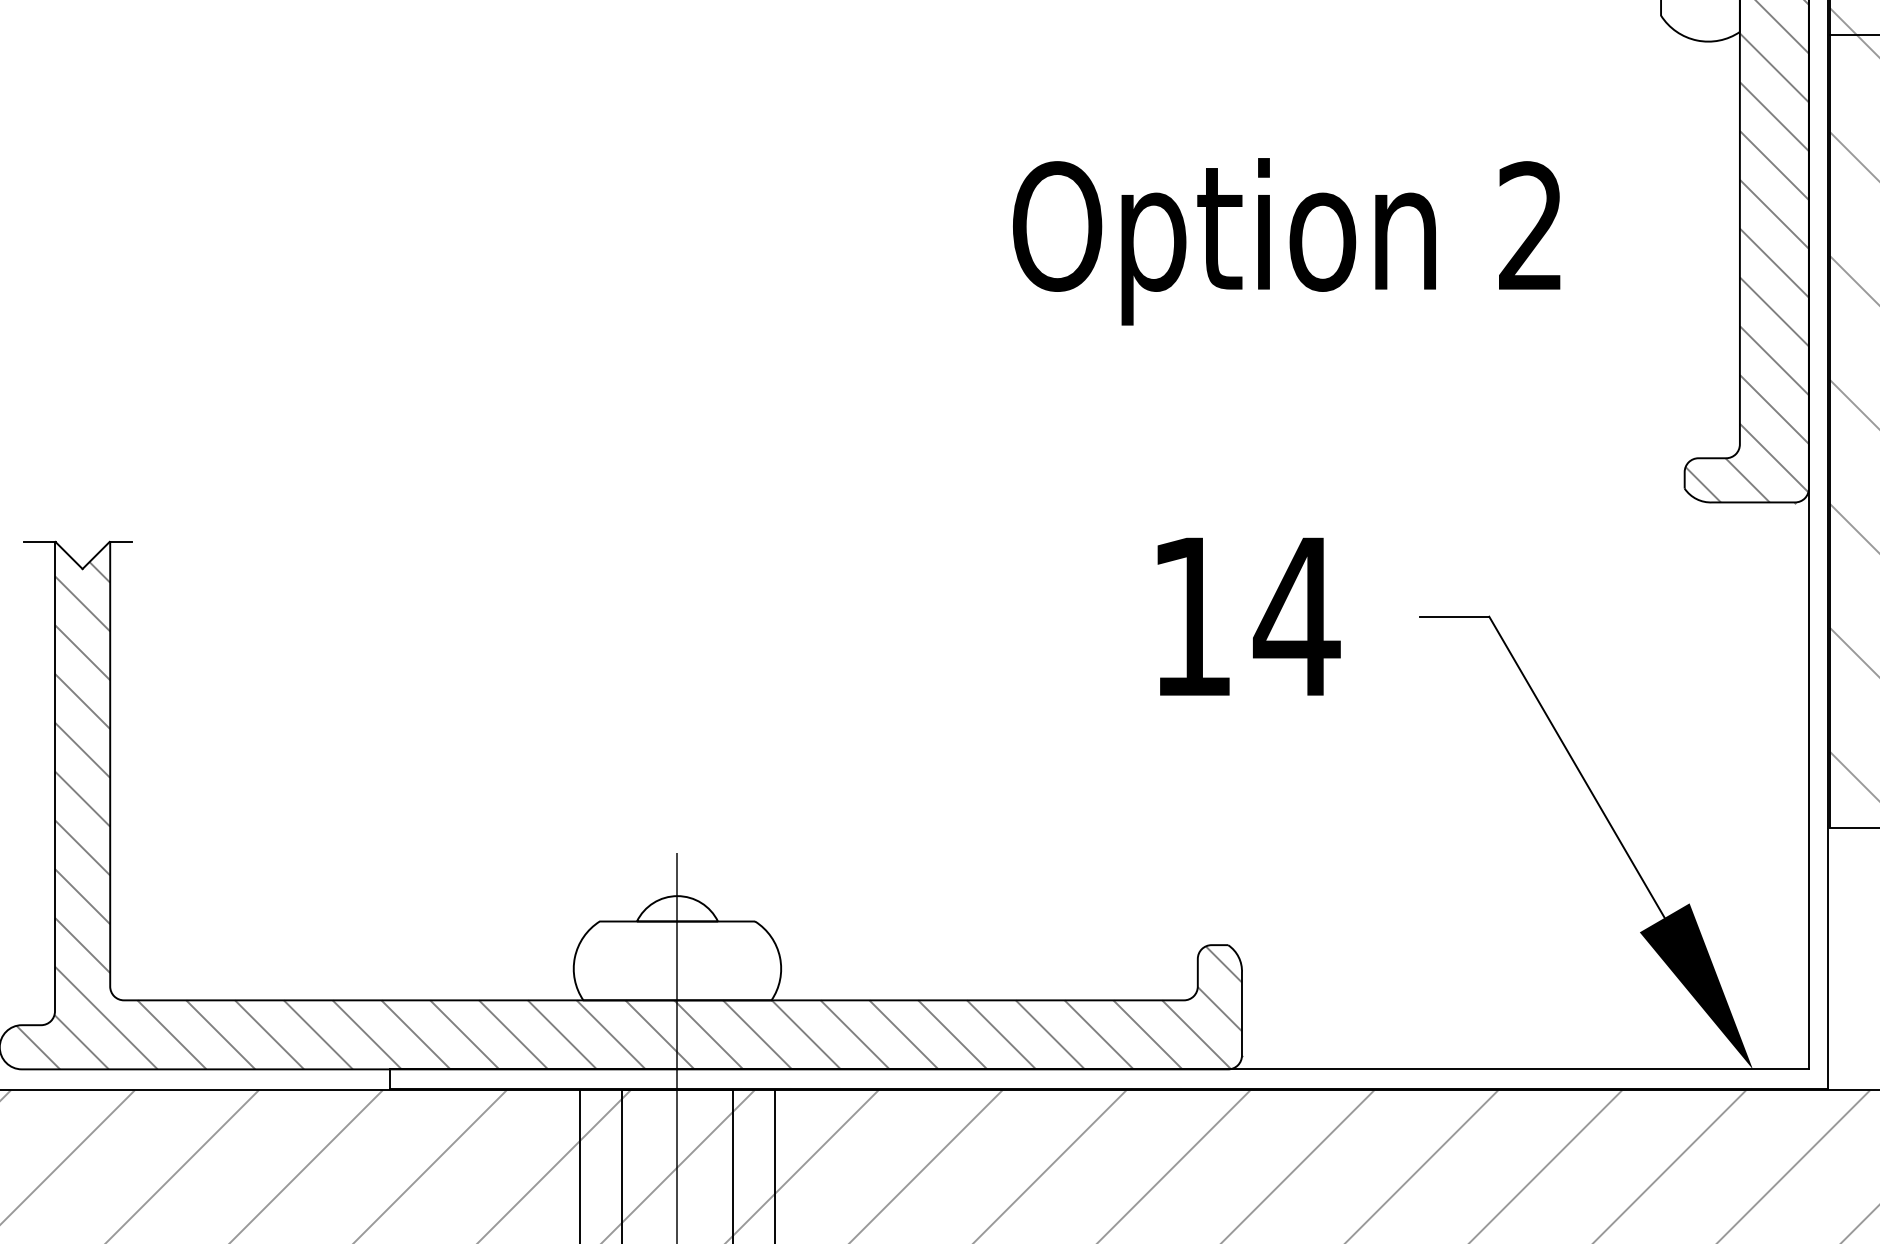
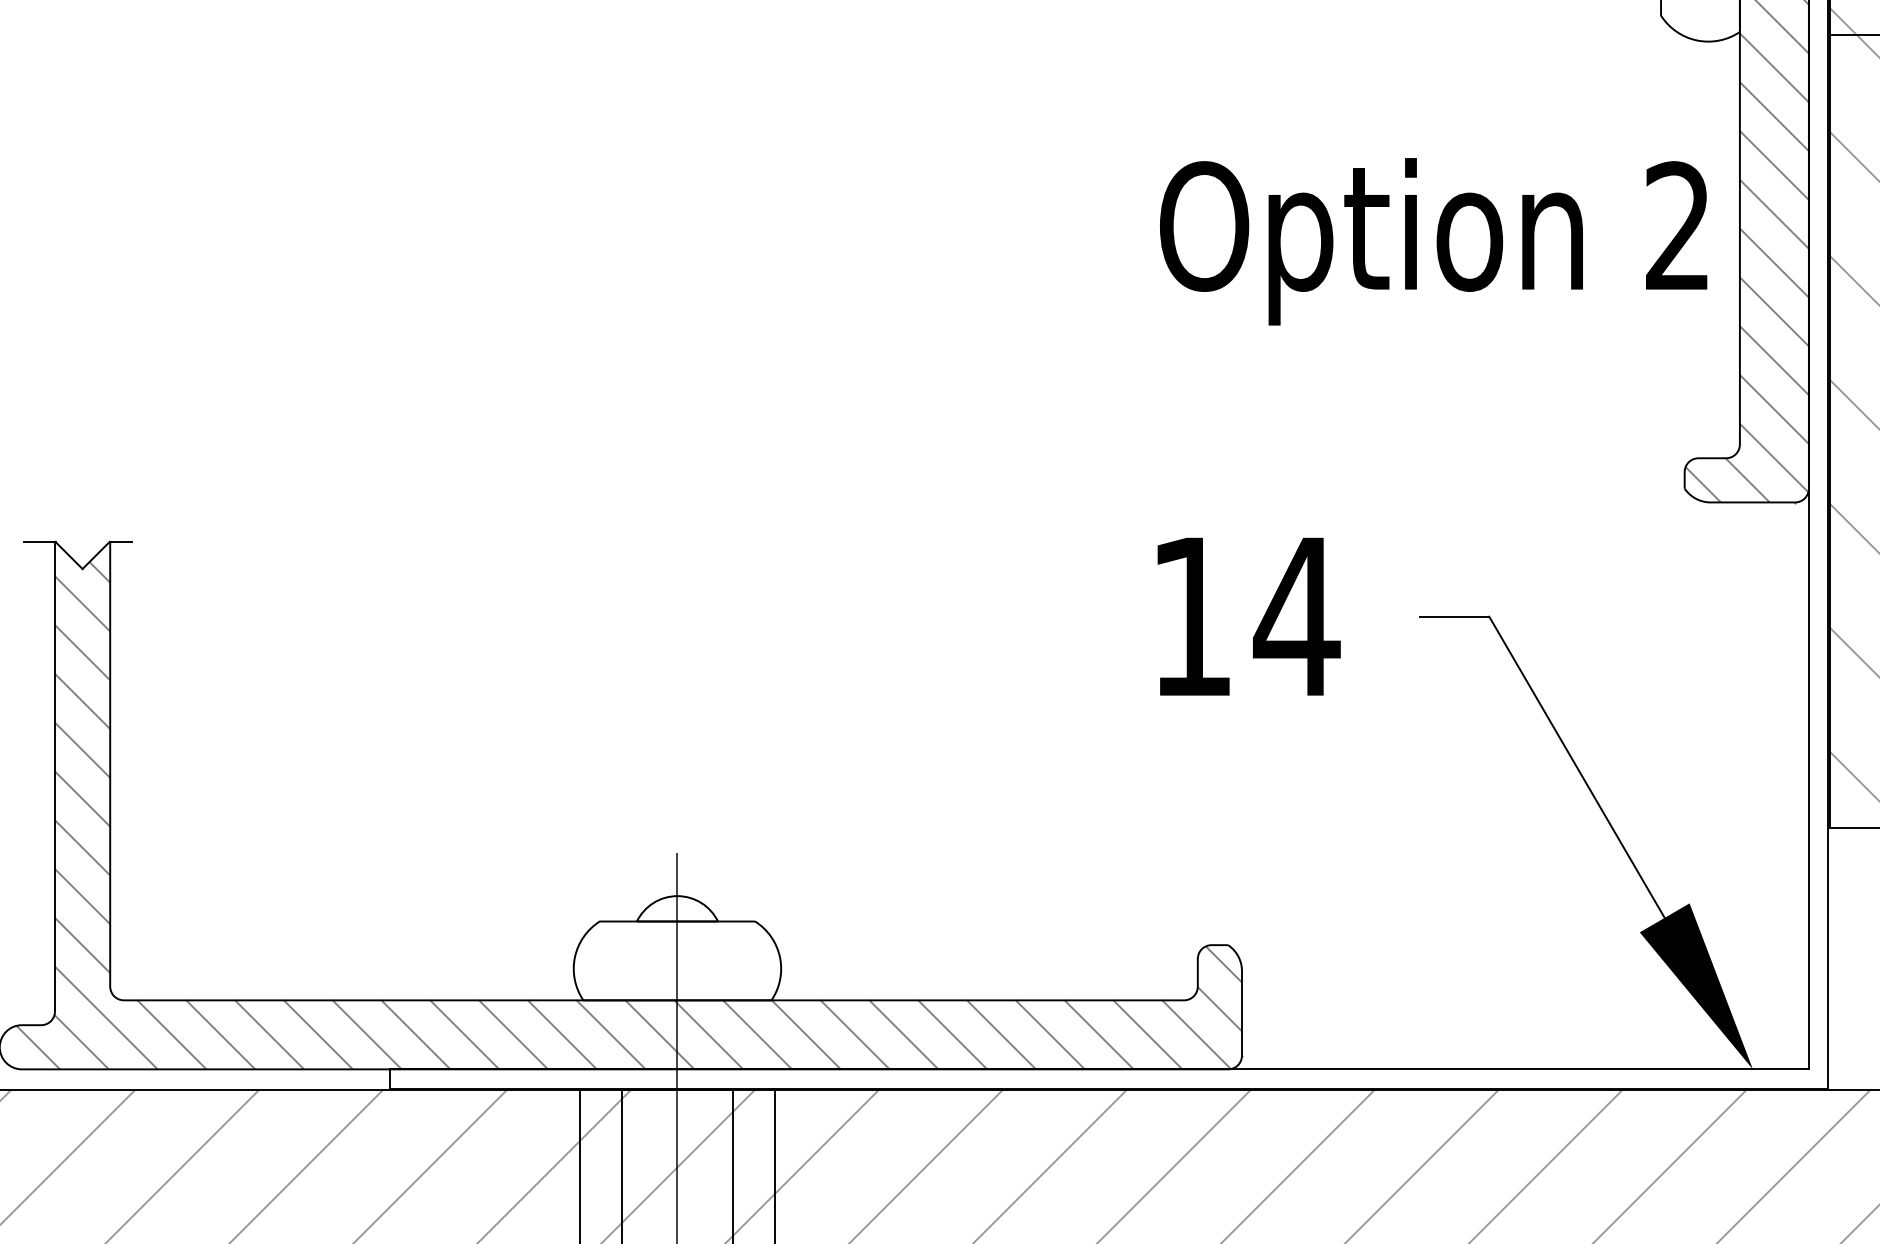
text position: (1286, 241) -> (1433, 241) (1433, 241)
